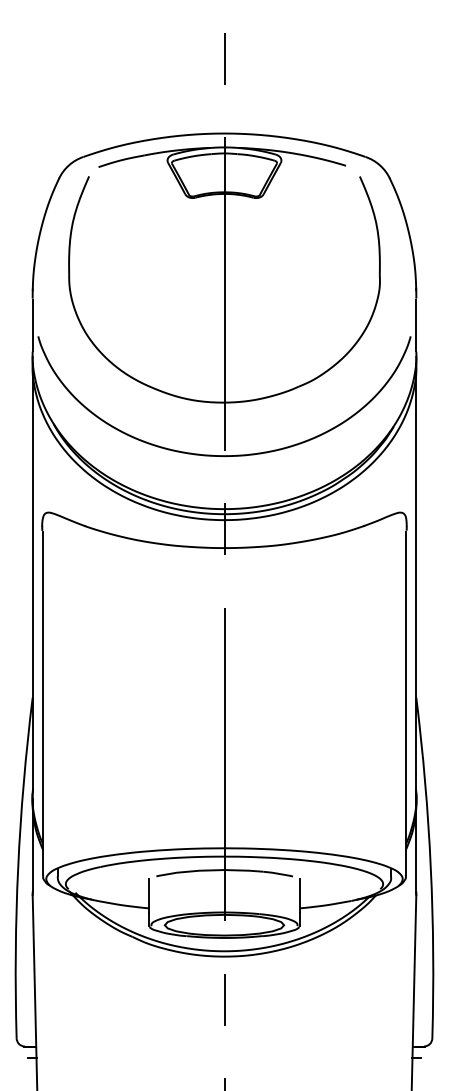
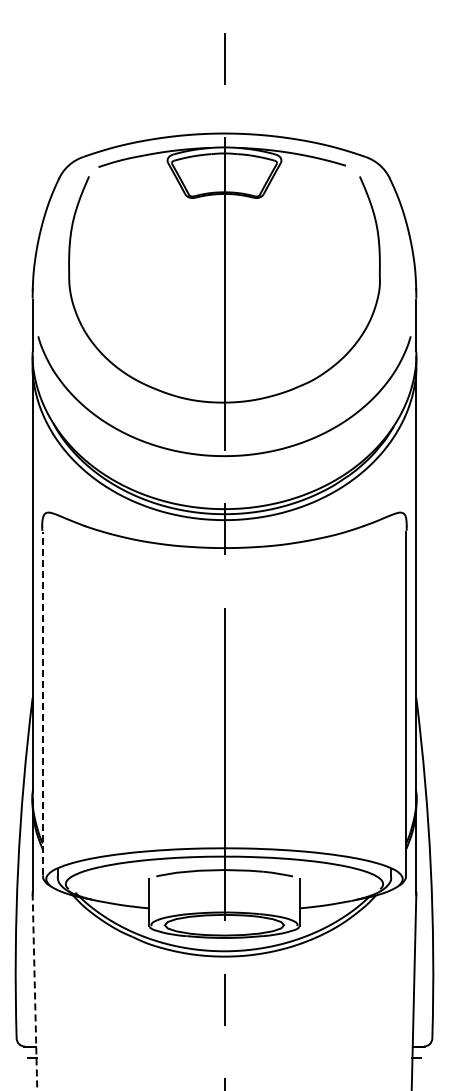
line: solid -> dashed (43, 703)
line: solid -> dashed (34, 992)
